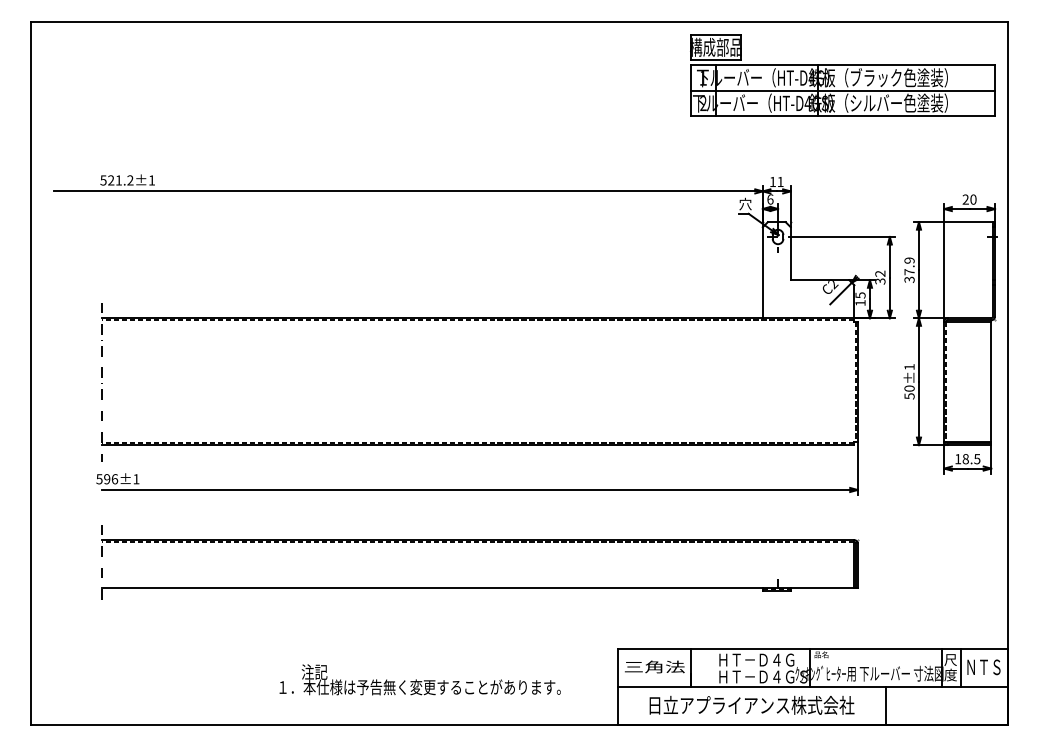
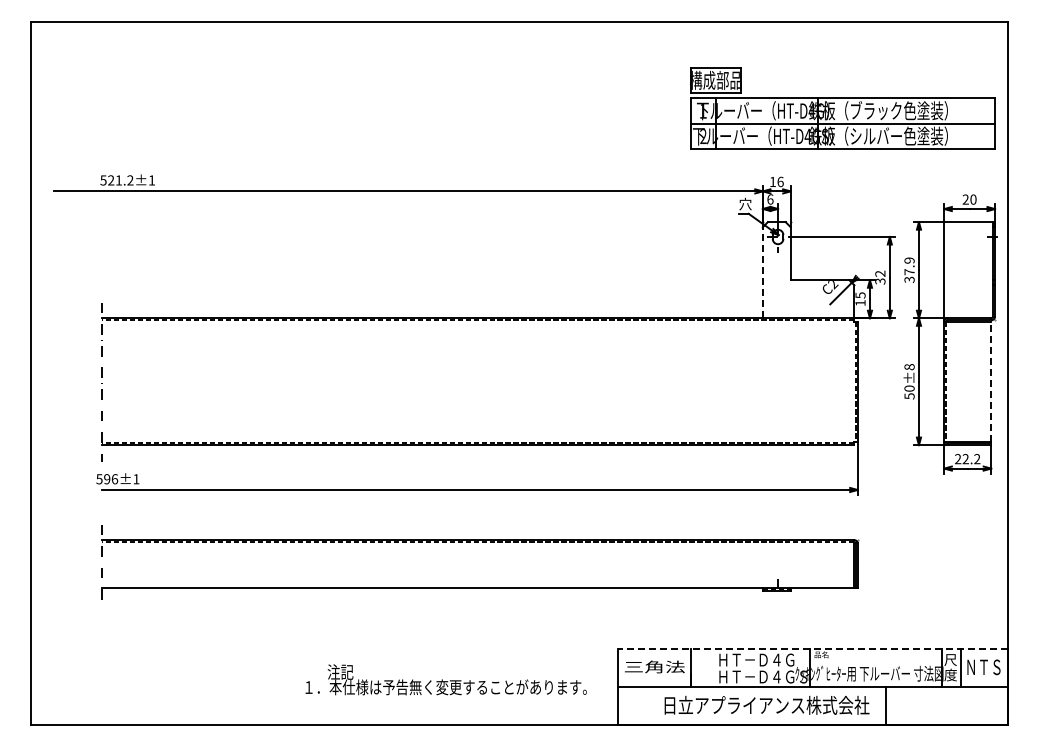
part position: (842, 75) -> (842, 108) (842, 108)
text: 11 -> 16 (780, 181)
line: solid -> dashed (762, 272)
text: 50±1 -> 50±8 (909, 367)
line: solid -> dashed (991, 381)
text: 18.5 -> 22.2 (967, 459)
line: solid -> dashed (813, 648)
text position: (419, 679) -> (445, 679) (445, 679)
text position: (751, 704) -> (766, 704) (766, 704)
